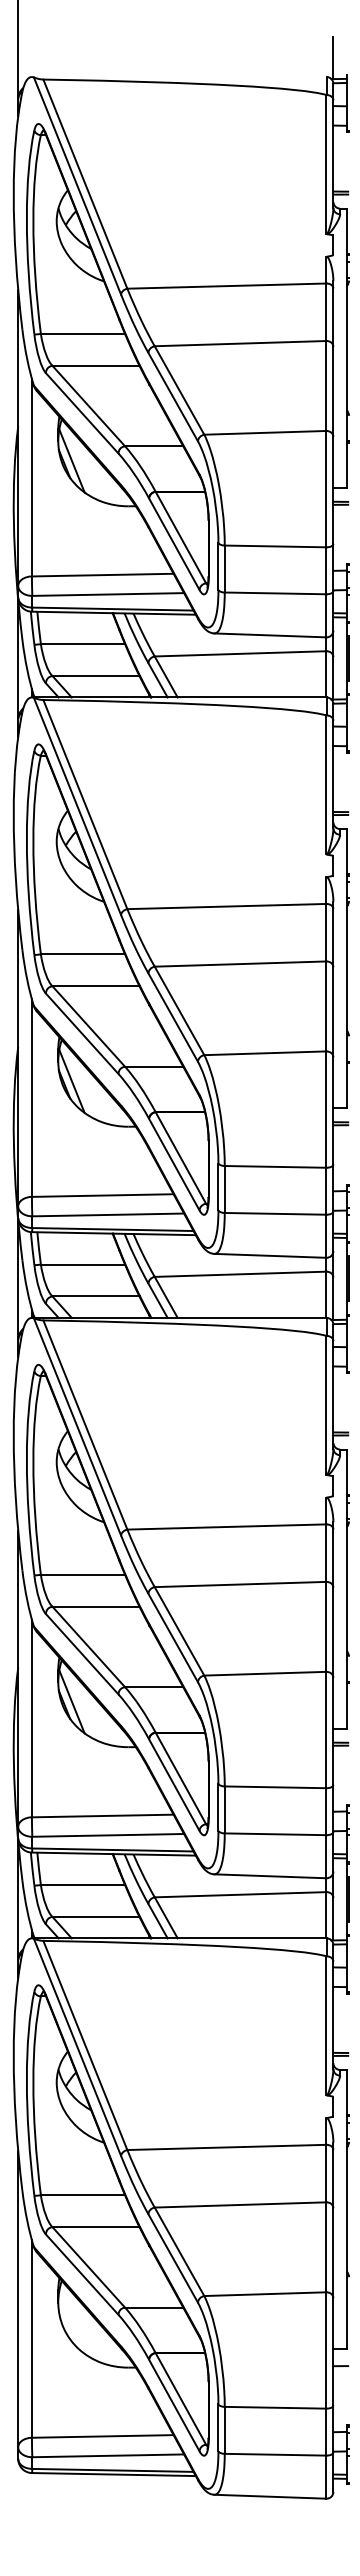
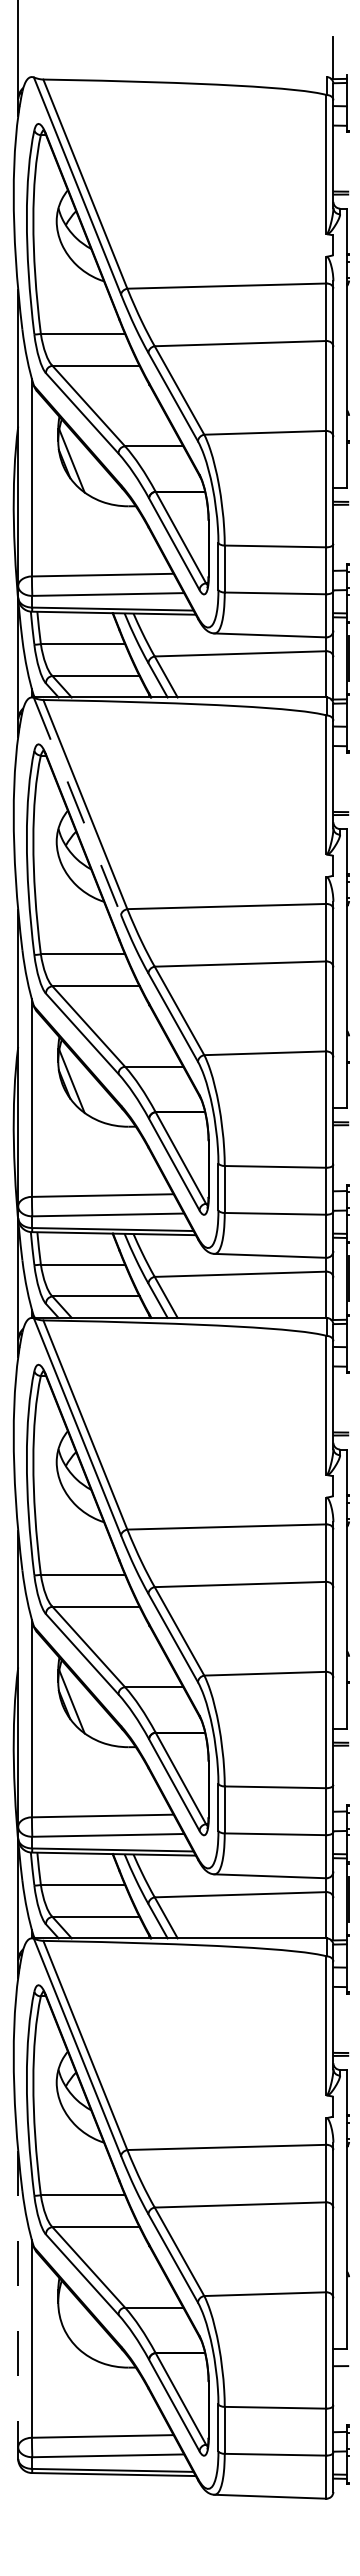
line: solid -> dashed (77, 806)
line: solid -> dashed (18, 2299)
